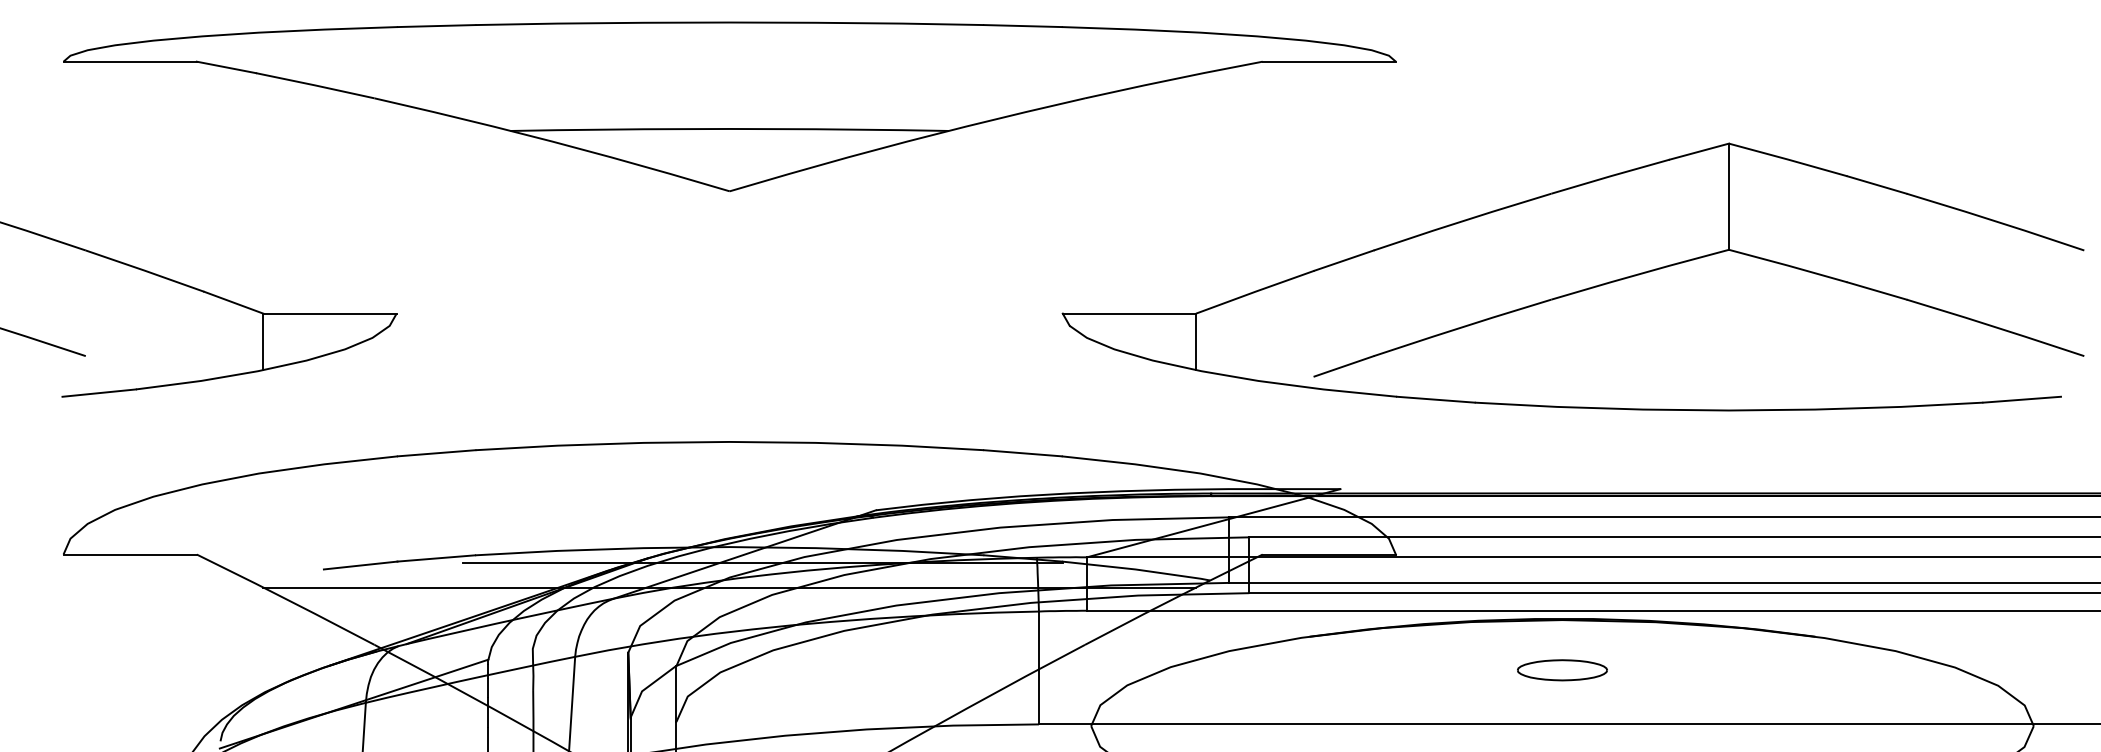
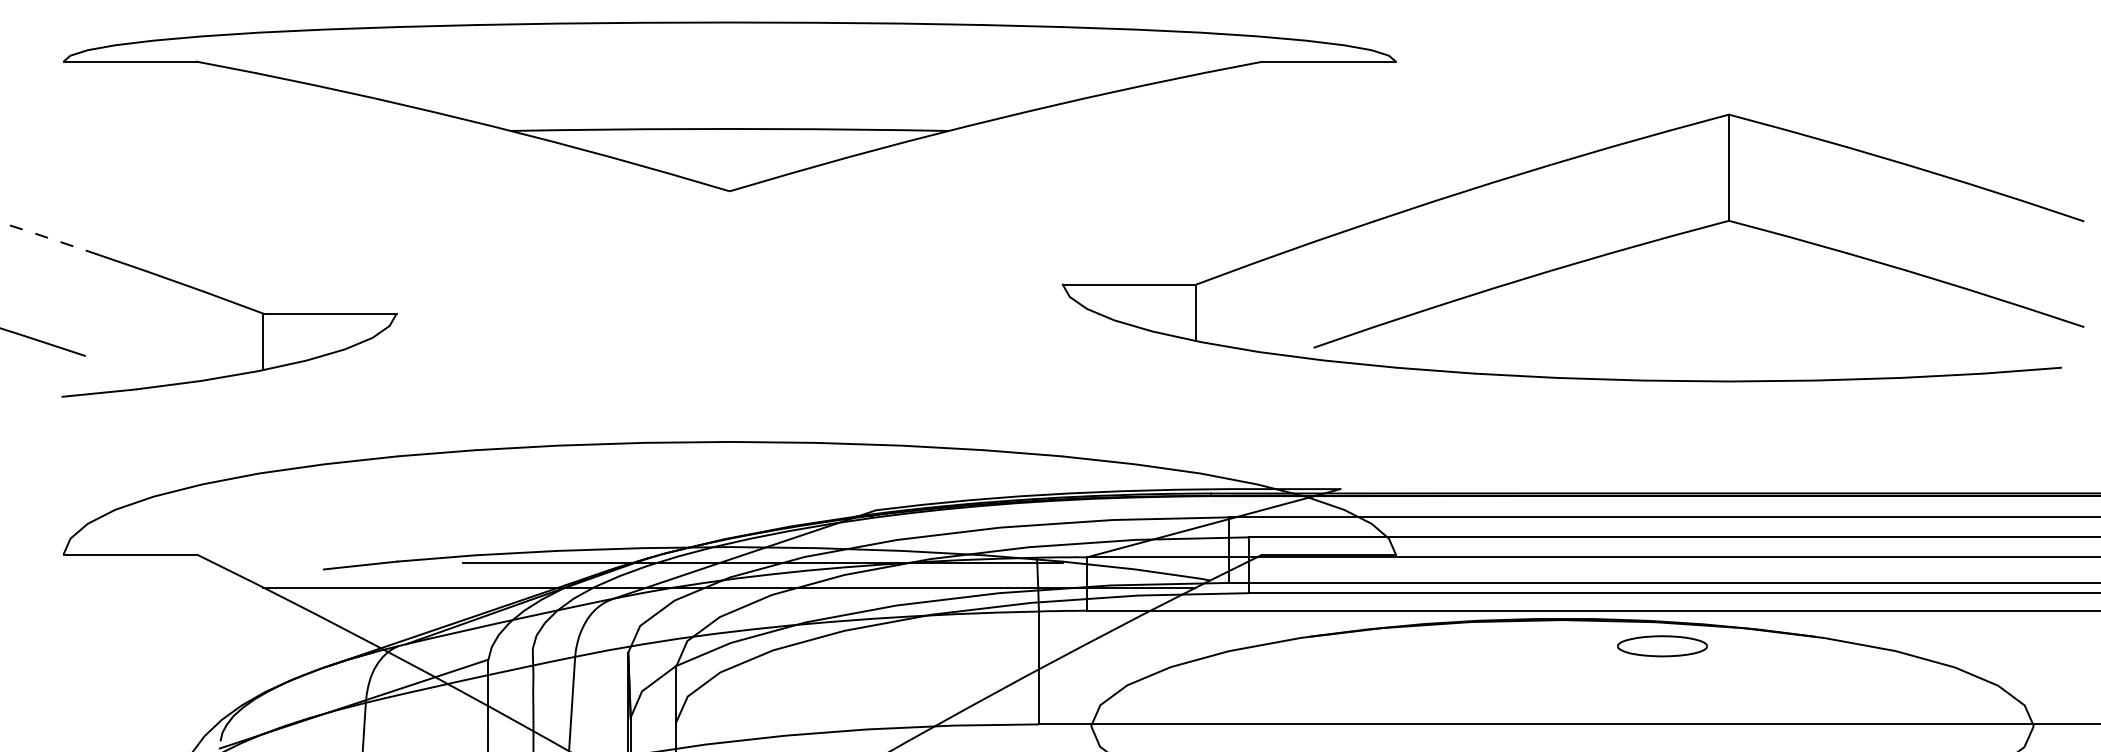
line: solid -> dashed (42, 236)
part position: (1578, 290) -> (1578, 261) (1578, 261)
part position: (1562, 670) -> (1662, 646) (1662, 646)
